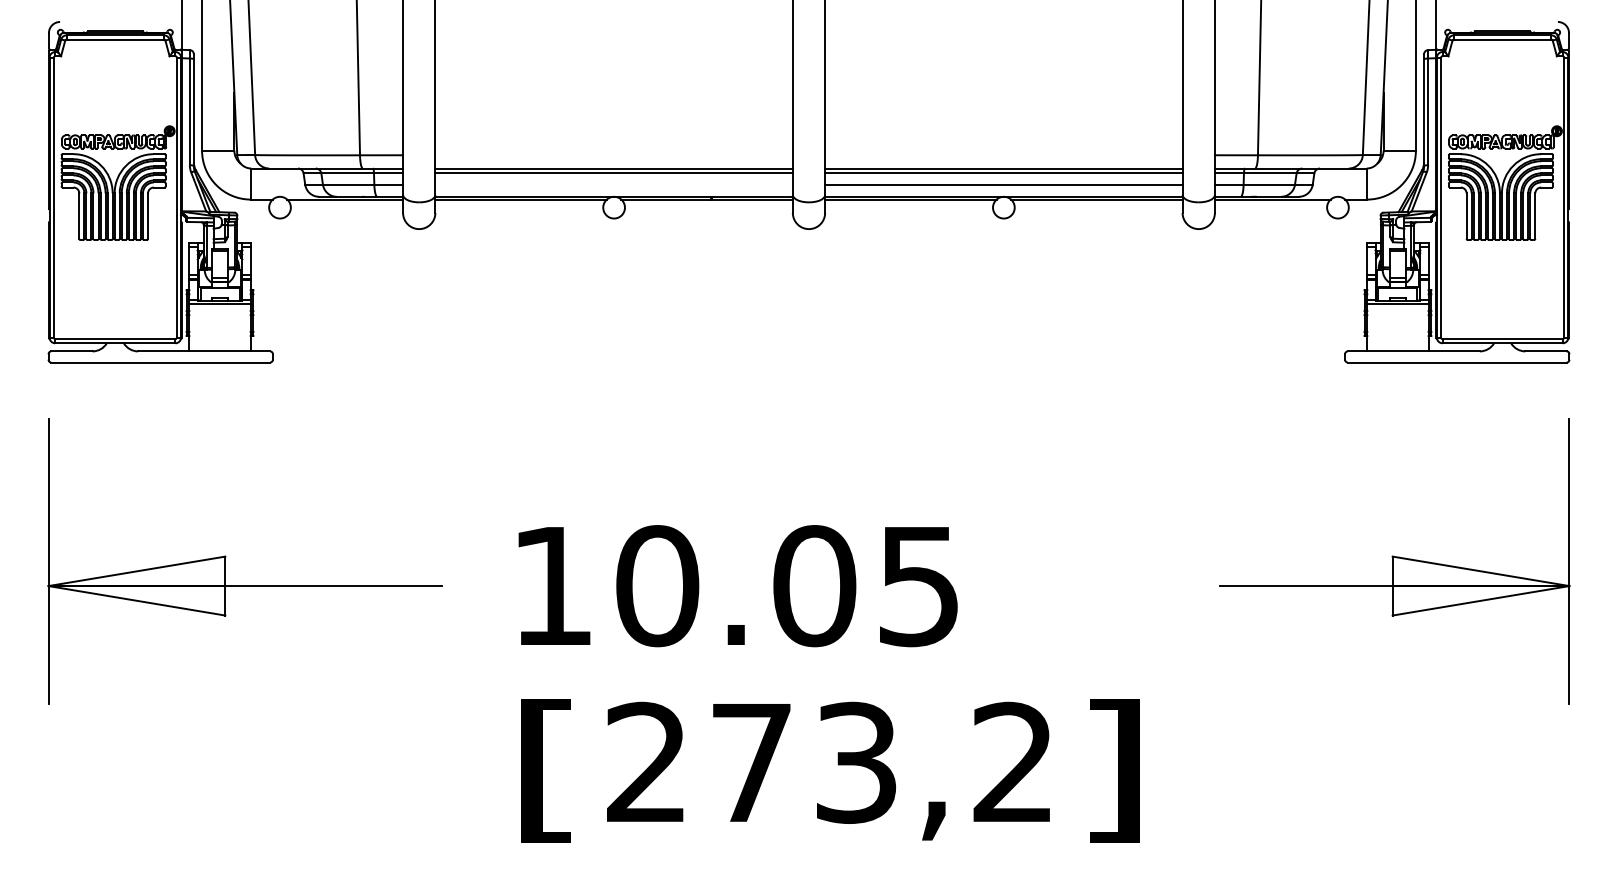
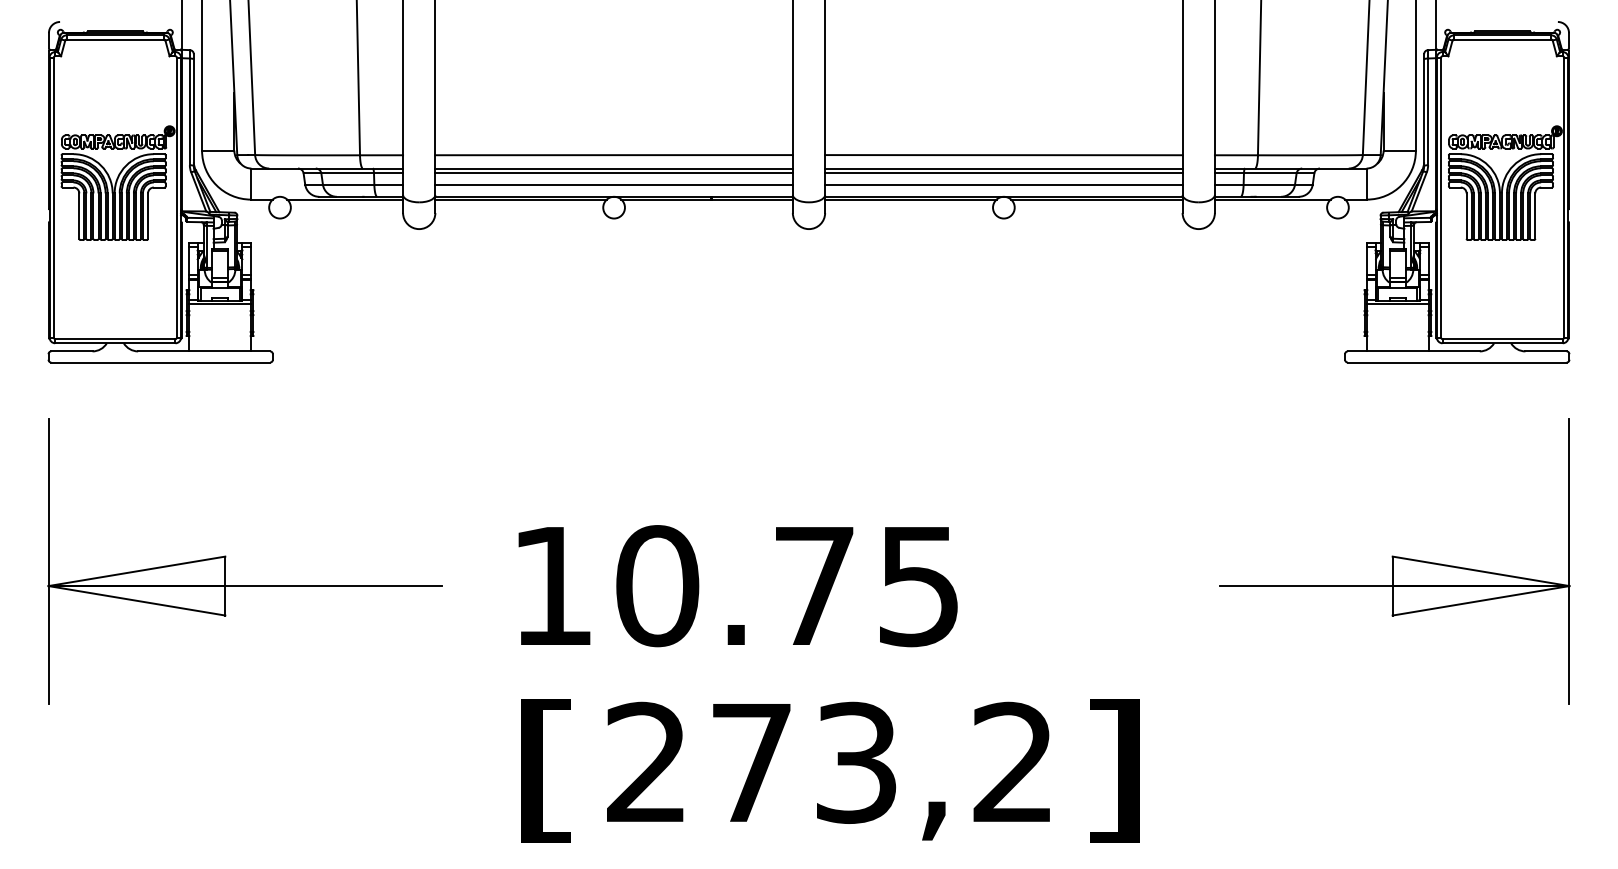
line: none -> present (613, 155)
line: none -> present (1003, 155)
line: none -> present (613, 184)
text: 10.05 -> 10.75 (814, 586)
